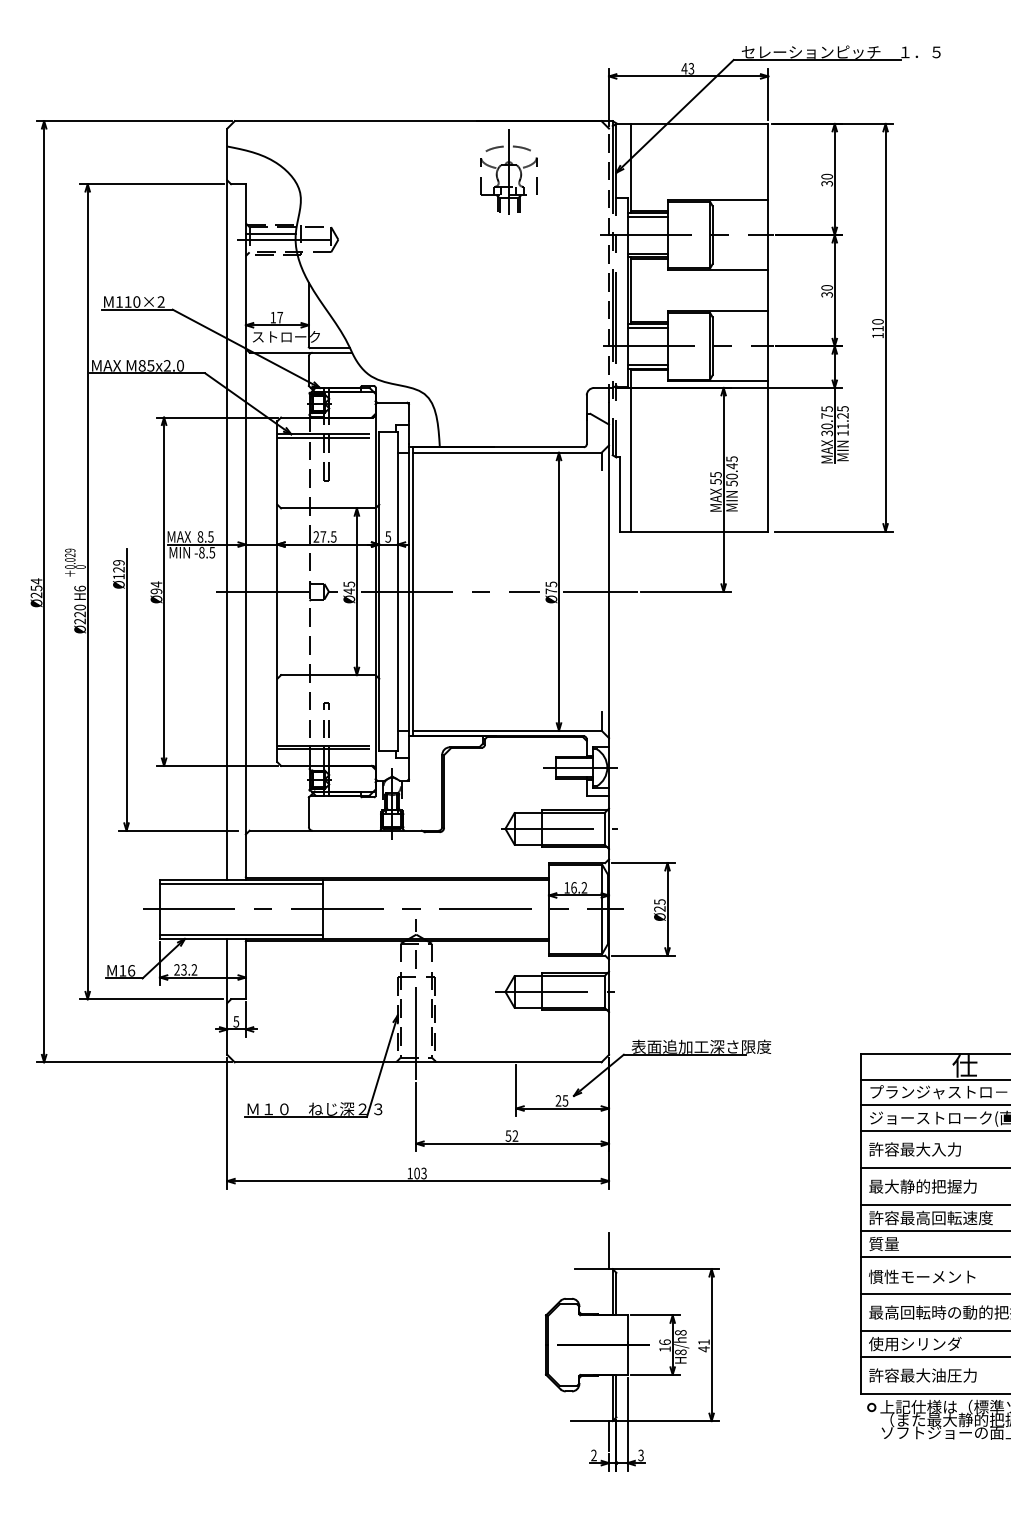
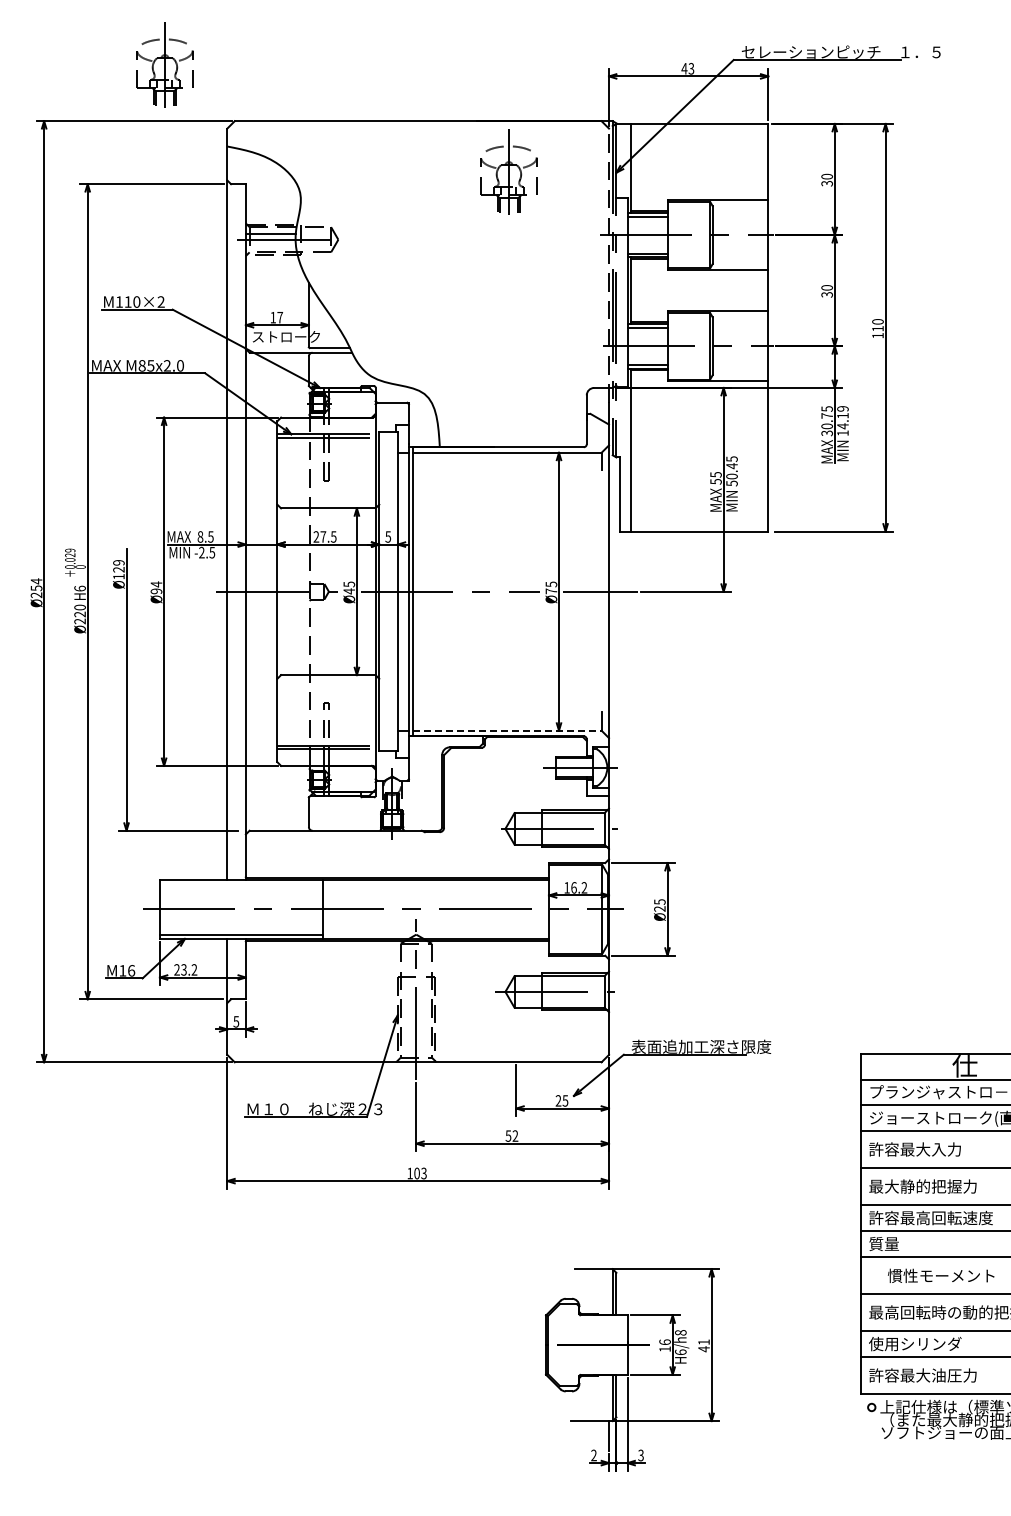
part: none -> present (164, 64)
text: 11.25 -> 14.19 (842, 417)
text: -8.5 -> -2.5 (201, 552)
line: solid -> dashed (507, 730)
line: present -> none (240, 883)
line: present -> none (609, 1250)
text position: (922, 1276) -> (941, 1275) (941, 1275)
text: H8/h8 -> H6/h8 (680, 1352)
